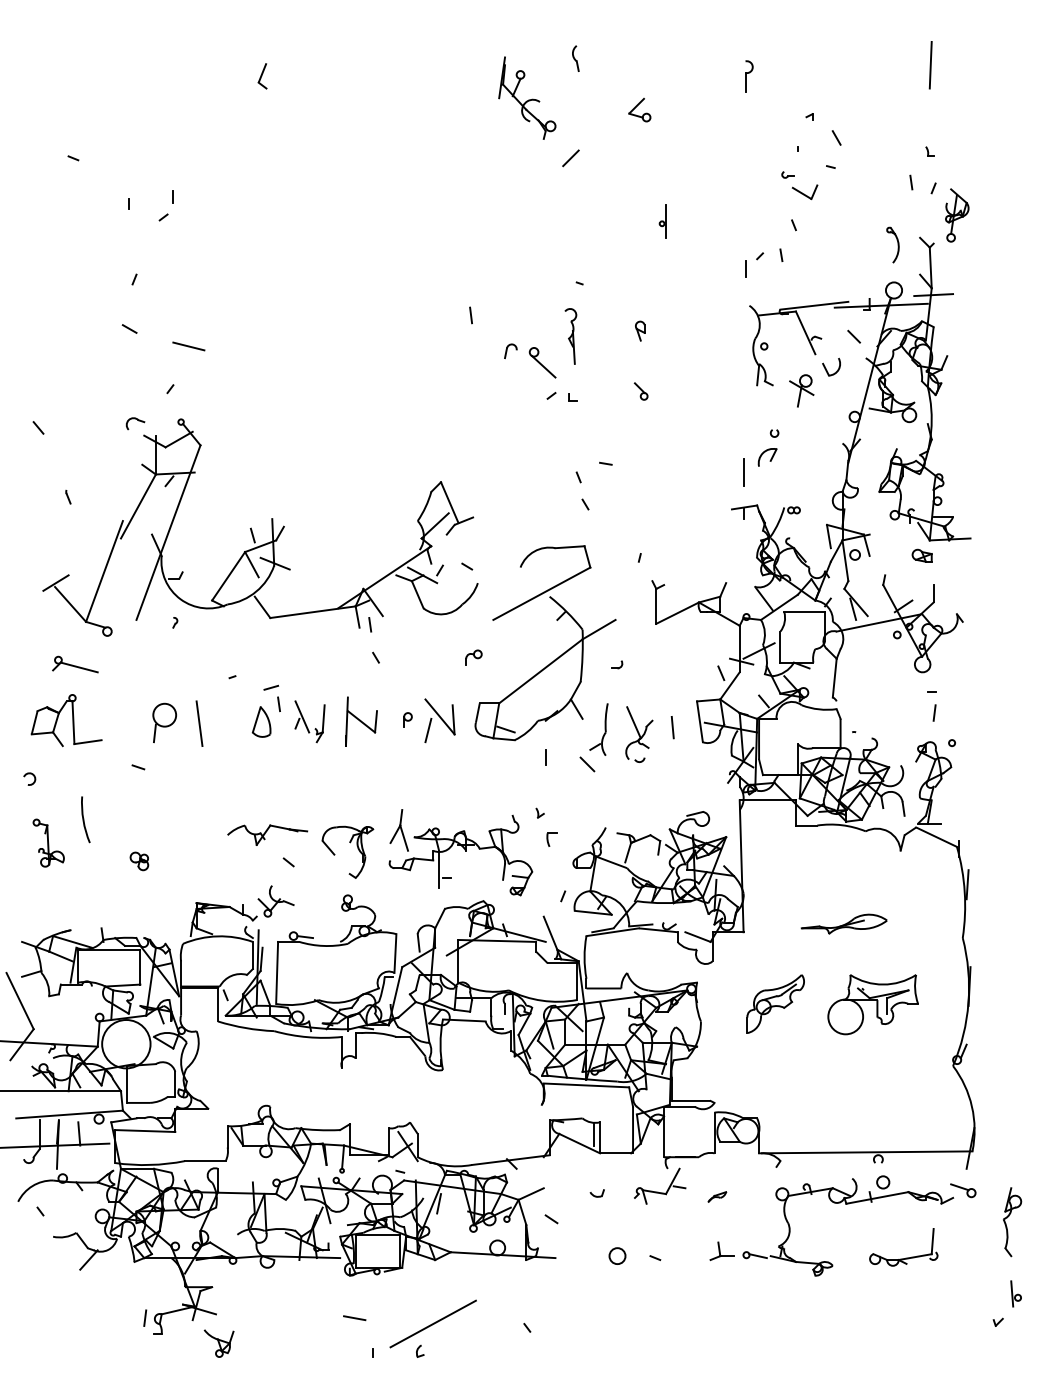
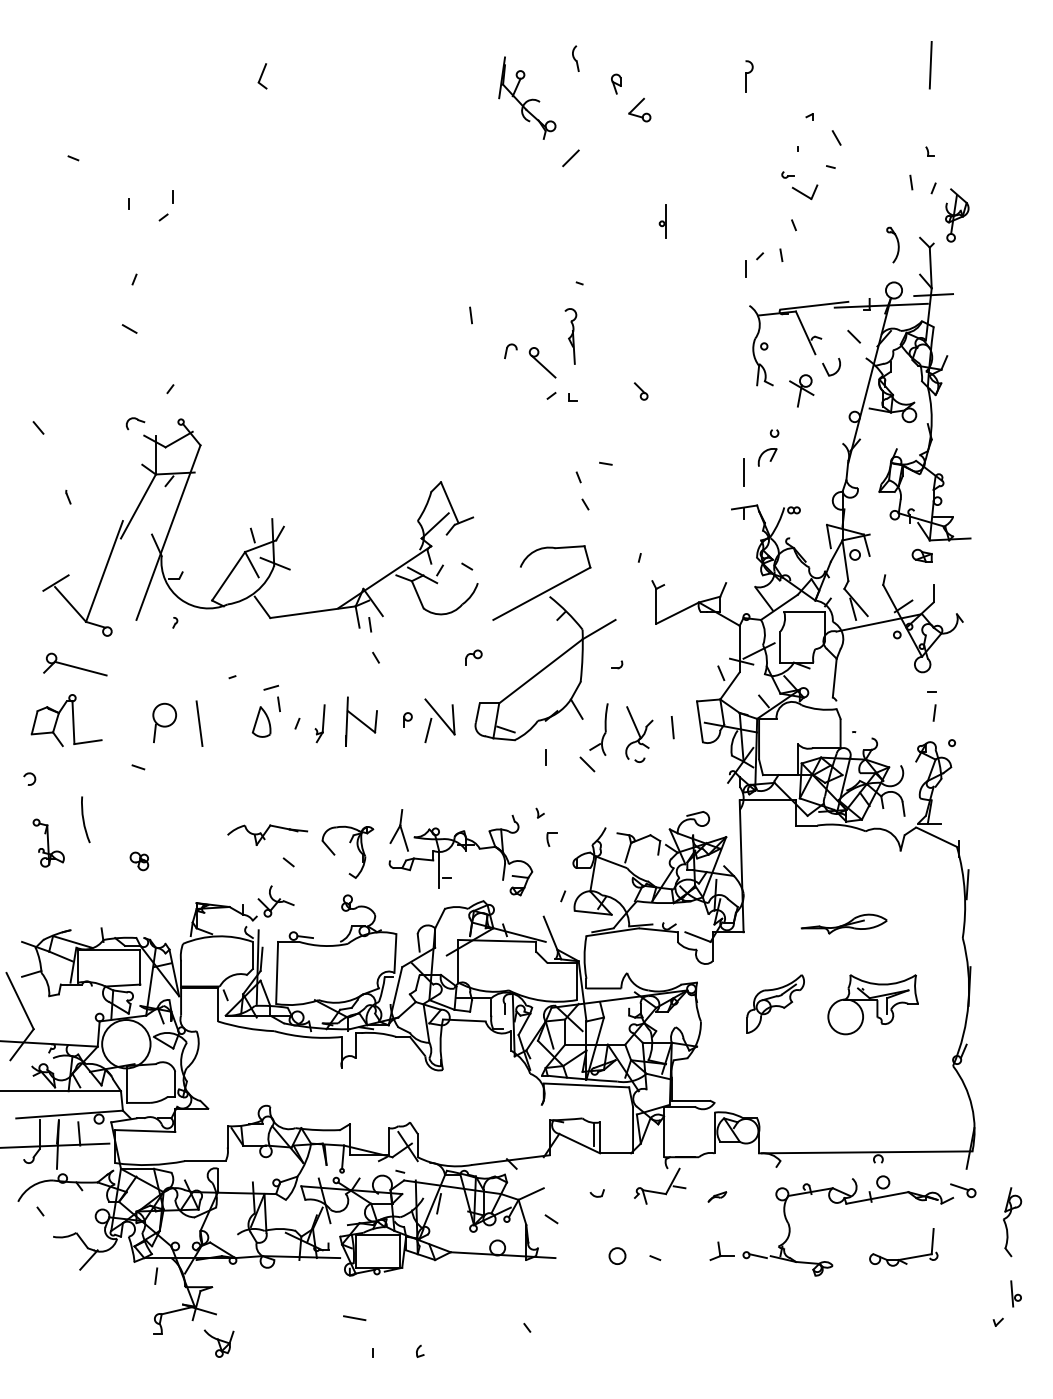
part position: (640, 330) -> (616, 83) (616, 83)
line: present -> none (188, 346)
part size: 47x19 px -> 65x25 px (75, 664)
line: present -> none (302, 716)
line position: (145, 1317) -> (156, 1275) (156, 1275)
line: present -> none (432, 1323)
